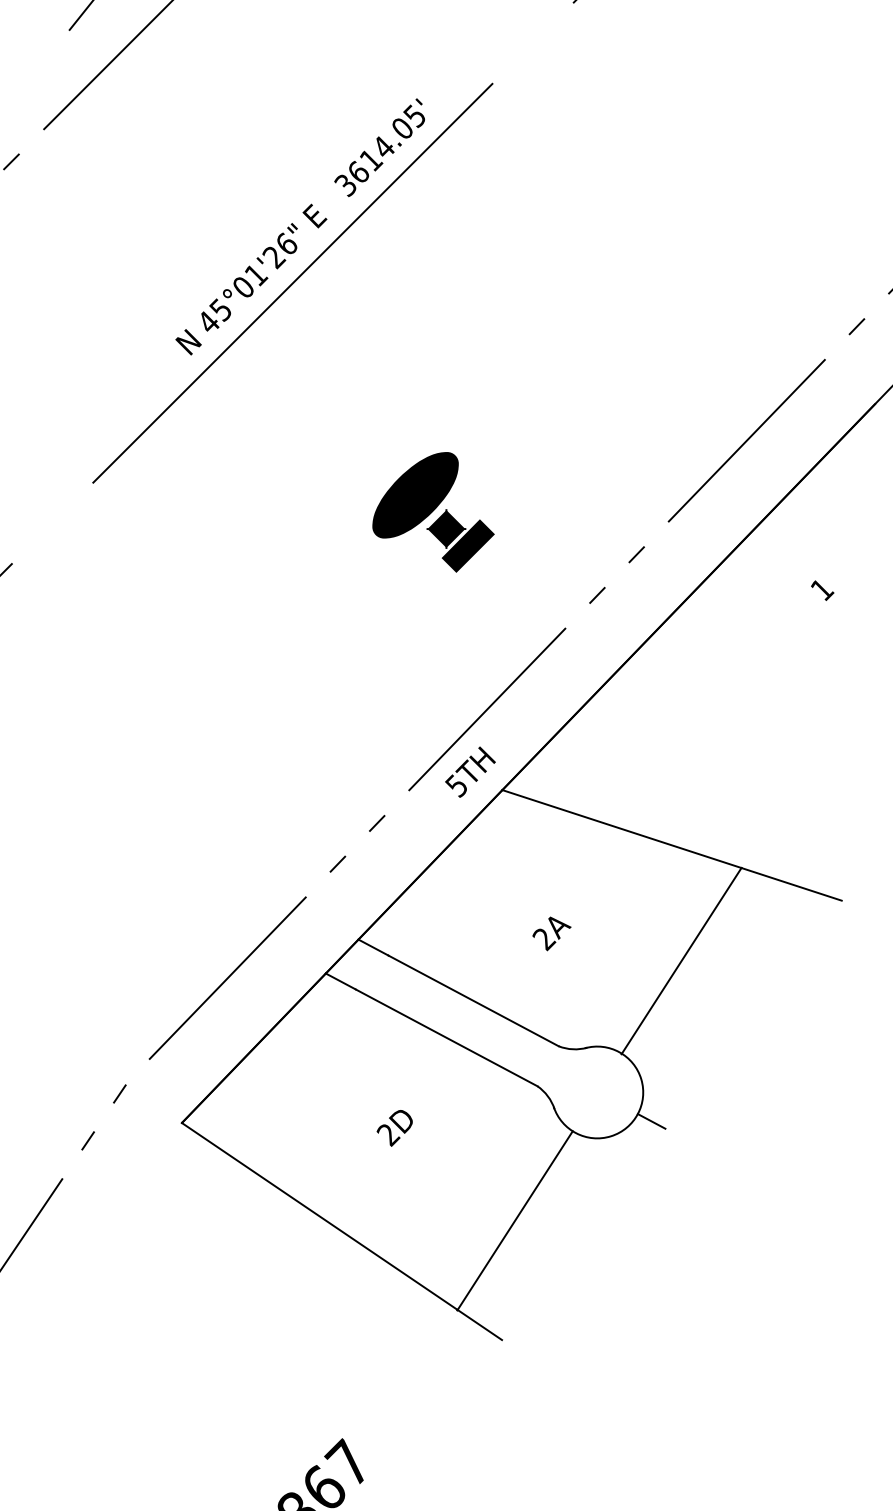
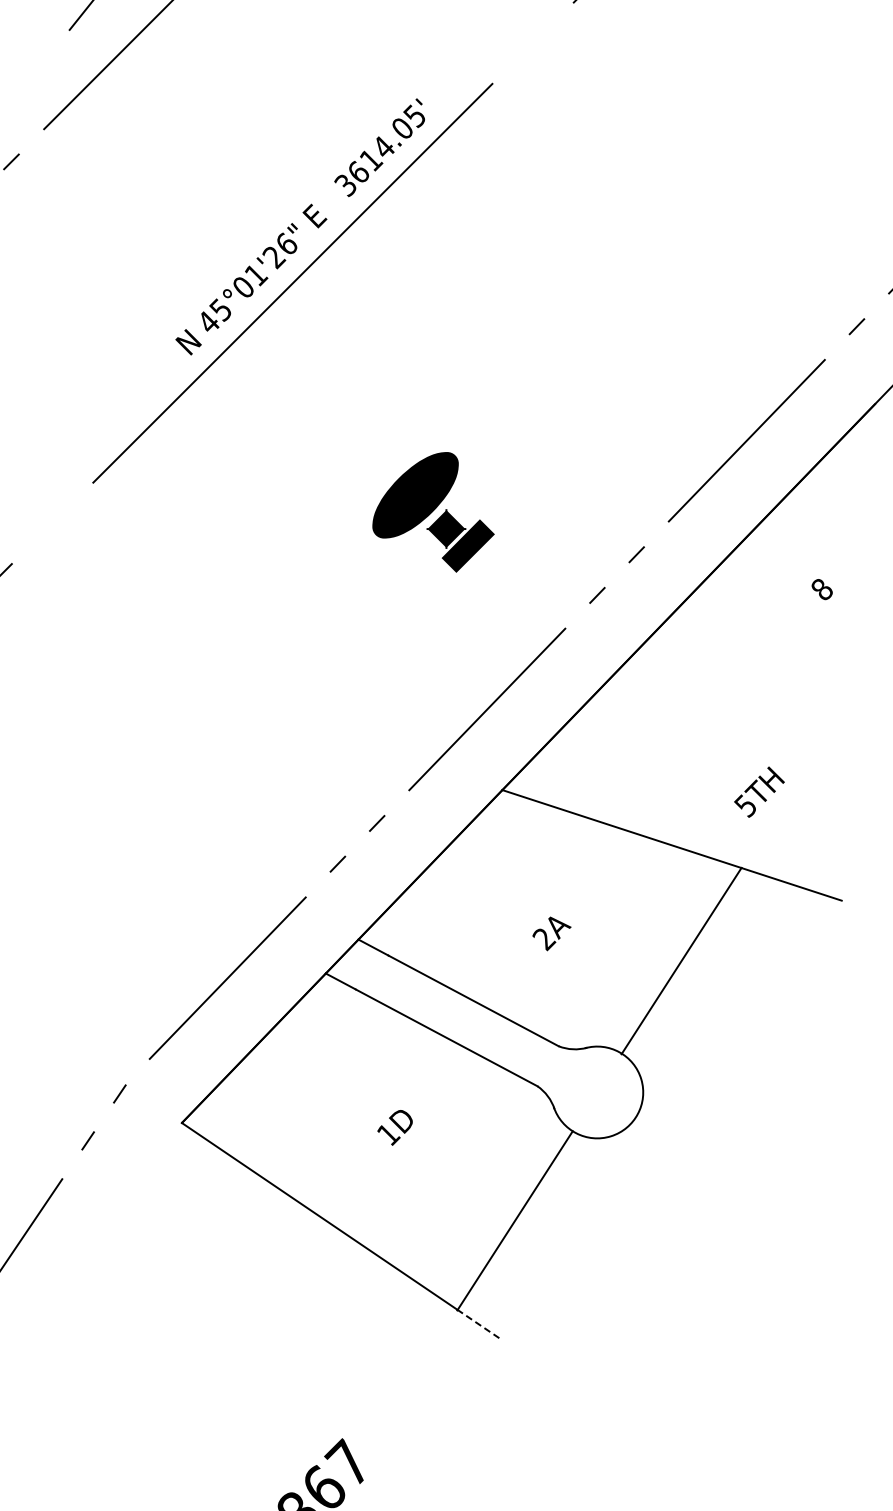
text: 1 -> 8 (822, 589)
text position: (470, 771) -> (759, 791) (759, 791)
line: present -> none (651, 1121)
text: 2D -> 1D (388, 1135)
line: solid -> dashed (479, 1325)
